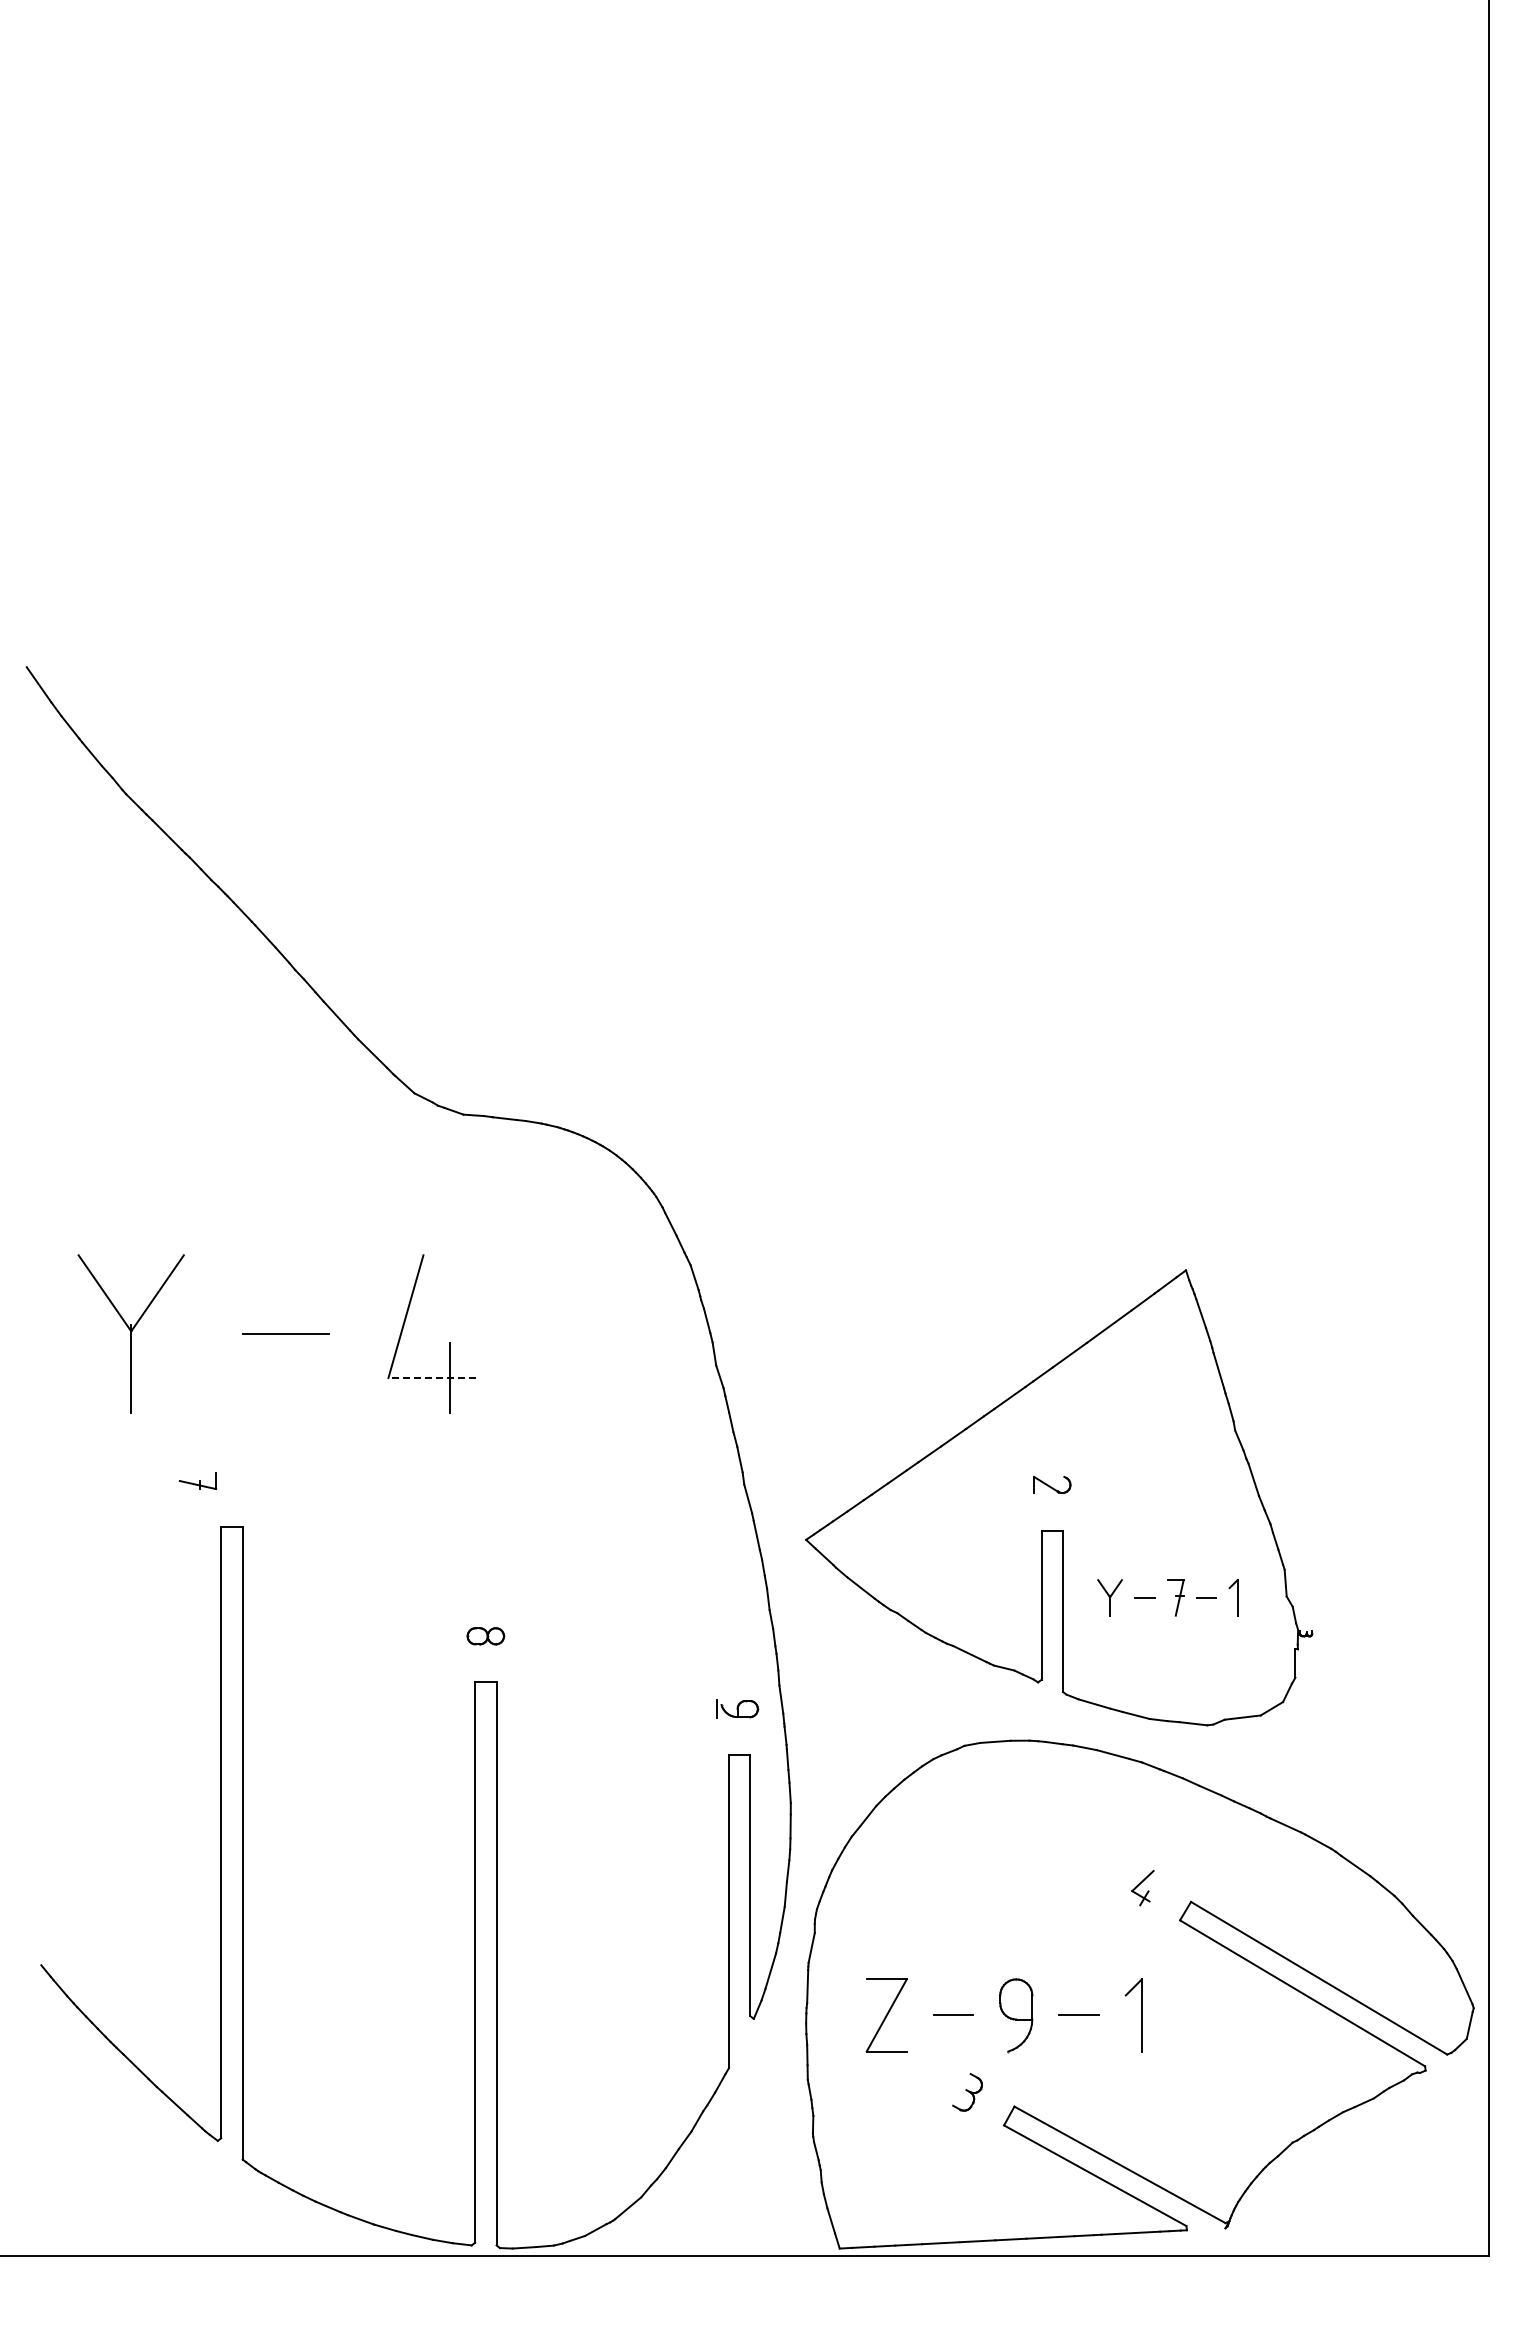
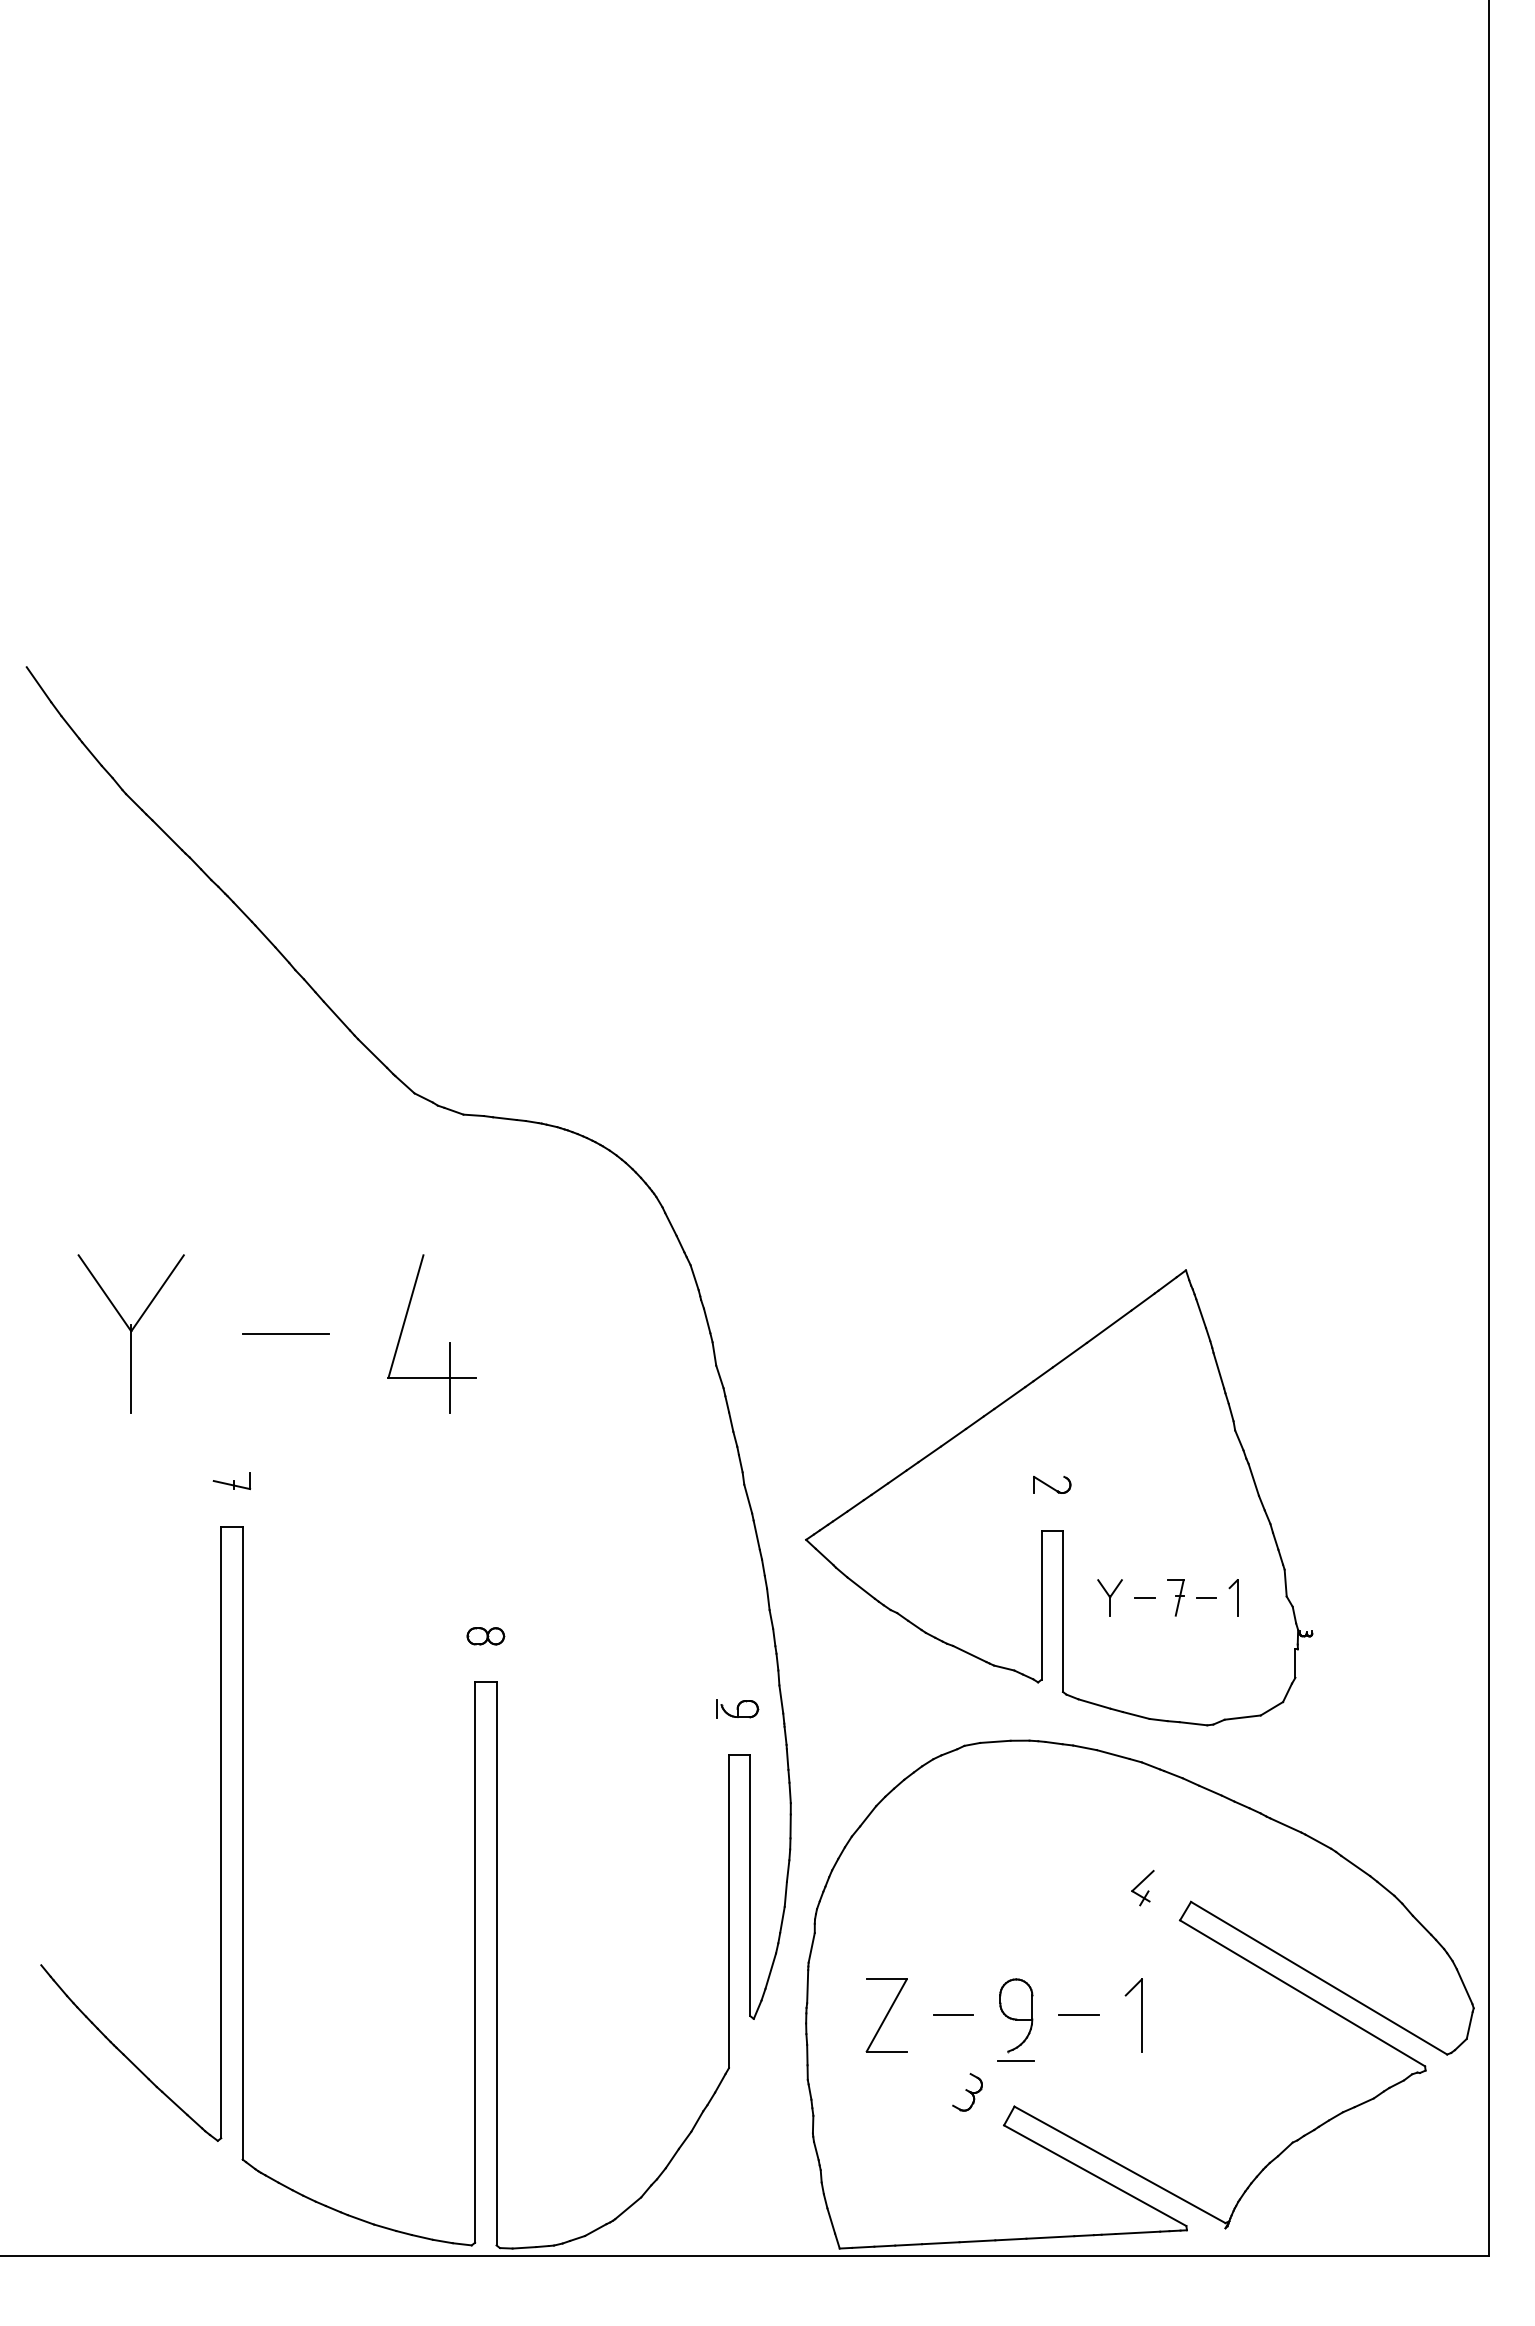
line: dashed -> solid (432, 1377)
part position: (197, 1481) -> (231, 1481) (231, 1481)
line: none -> present (1016, 2060)
